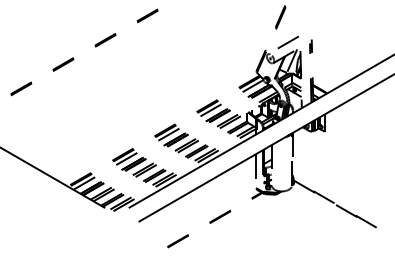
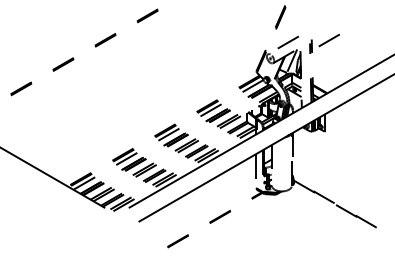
line: none -> present (328, 40)
